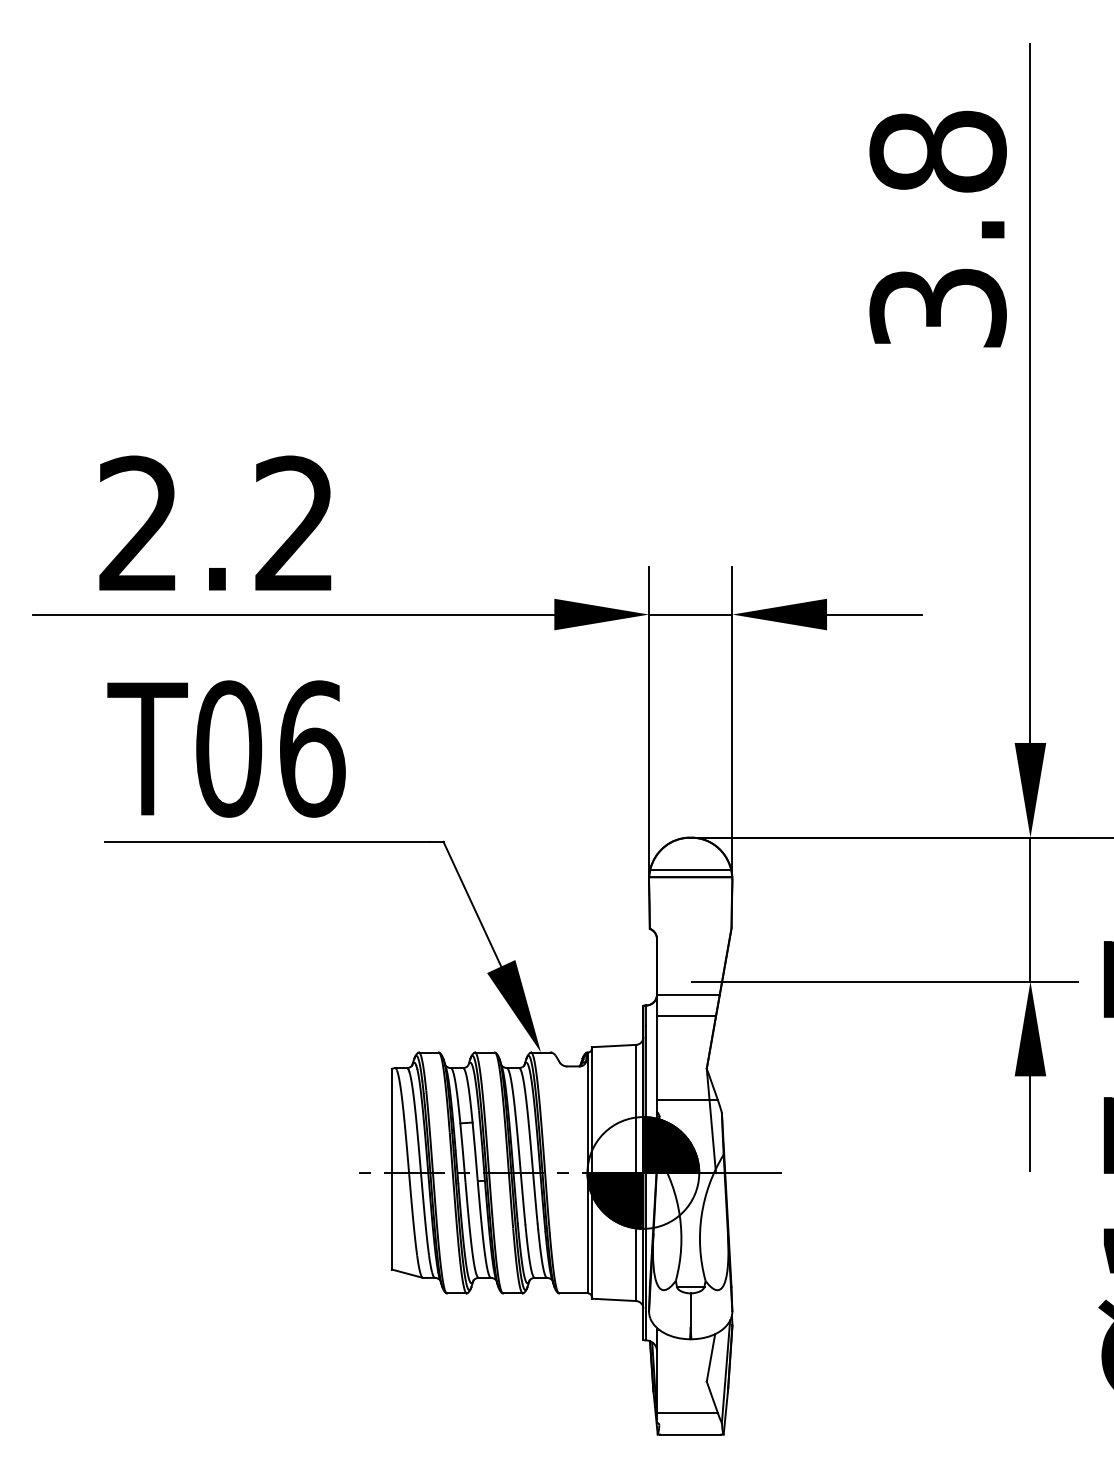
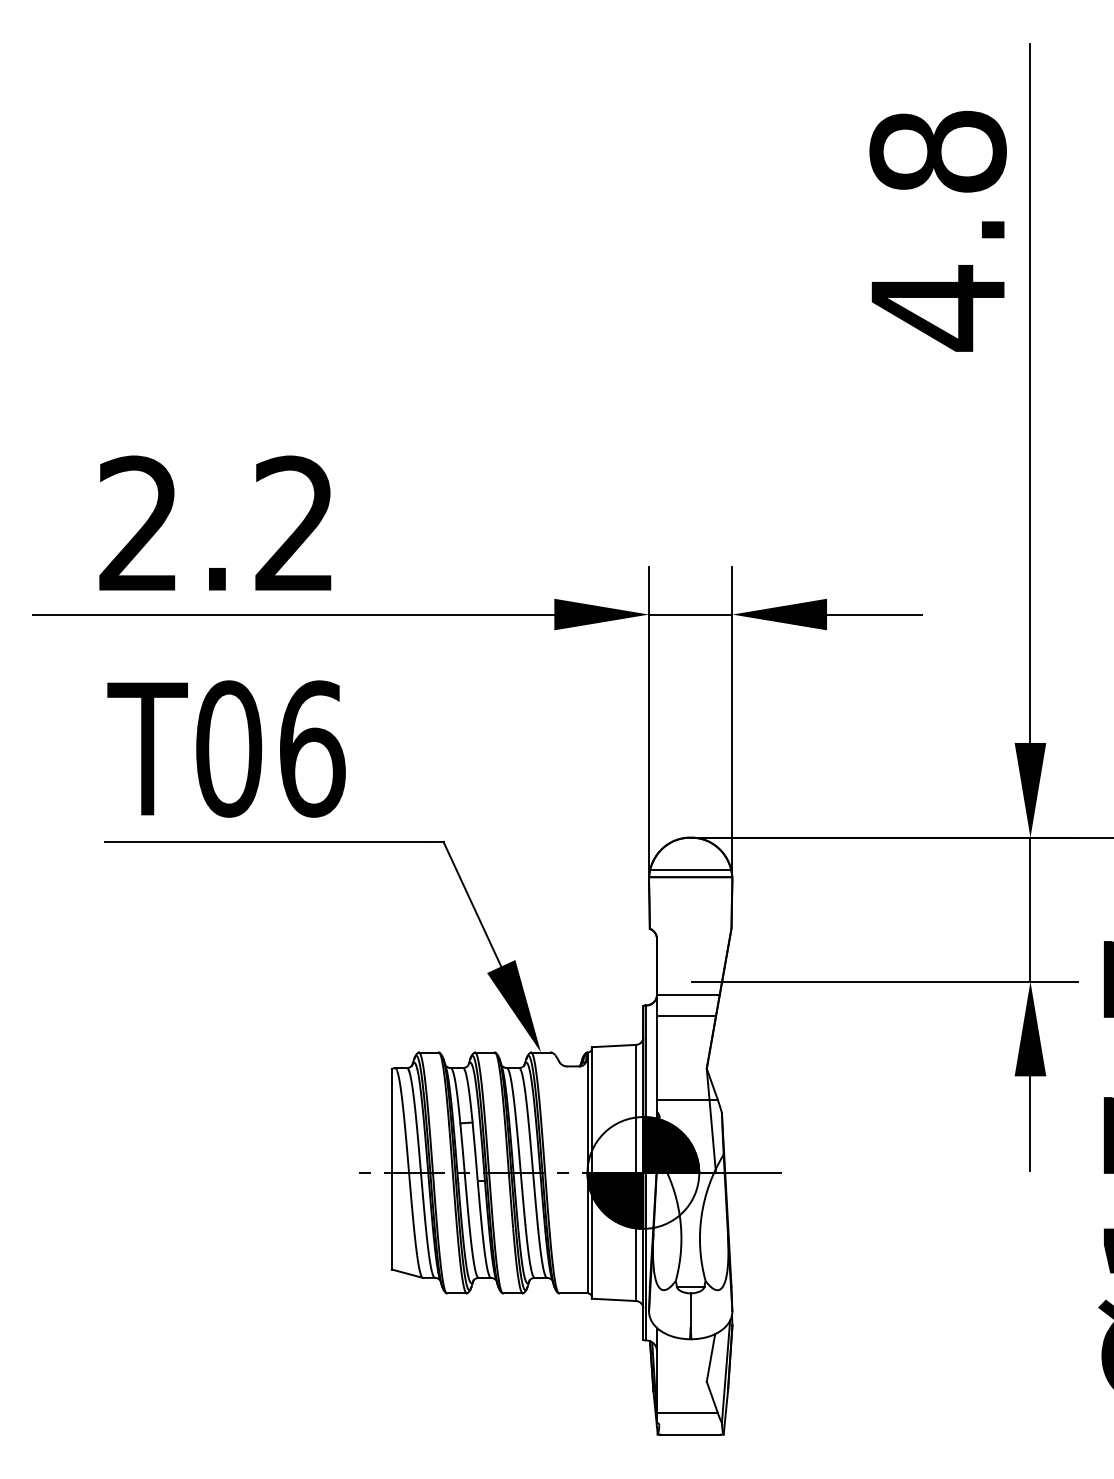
text: 3.8 -> 4.8 (937, 308)
